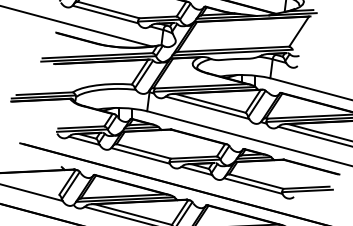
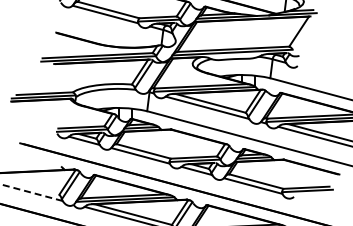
line: present -> none (76, 26)
line: solid -> dashed (30, 192)
